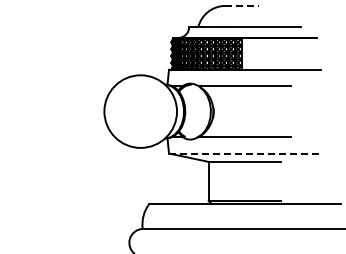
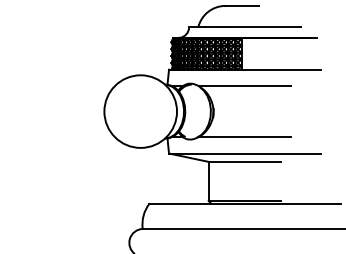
line: dashed -> solid (242, 5)
line: dashed -> solid (244, 153)
